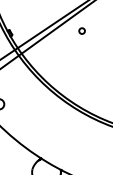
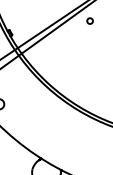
circle position: (81, 30) -> (89, 20) (89, 20)
